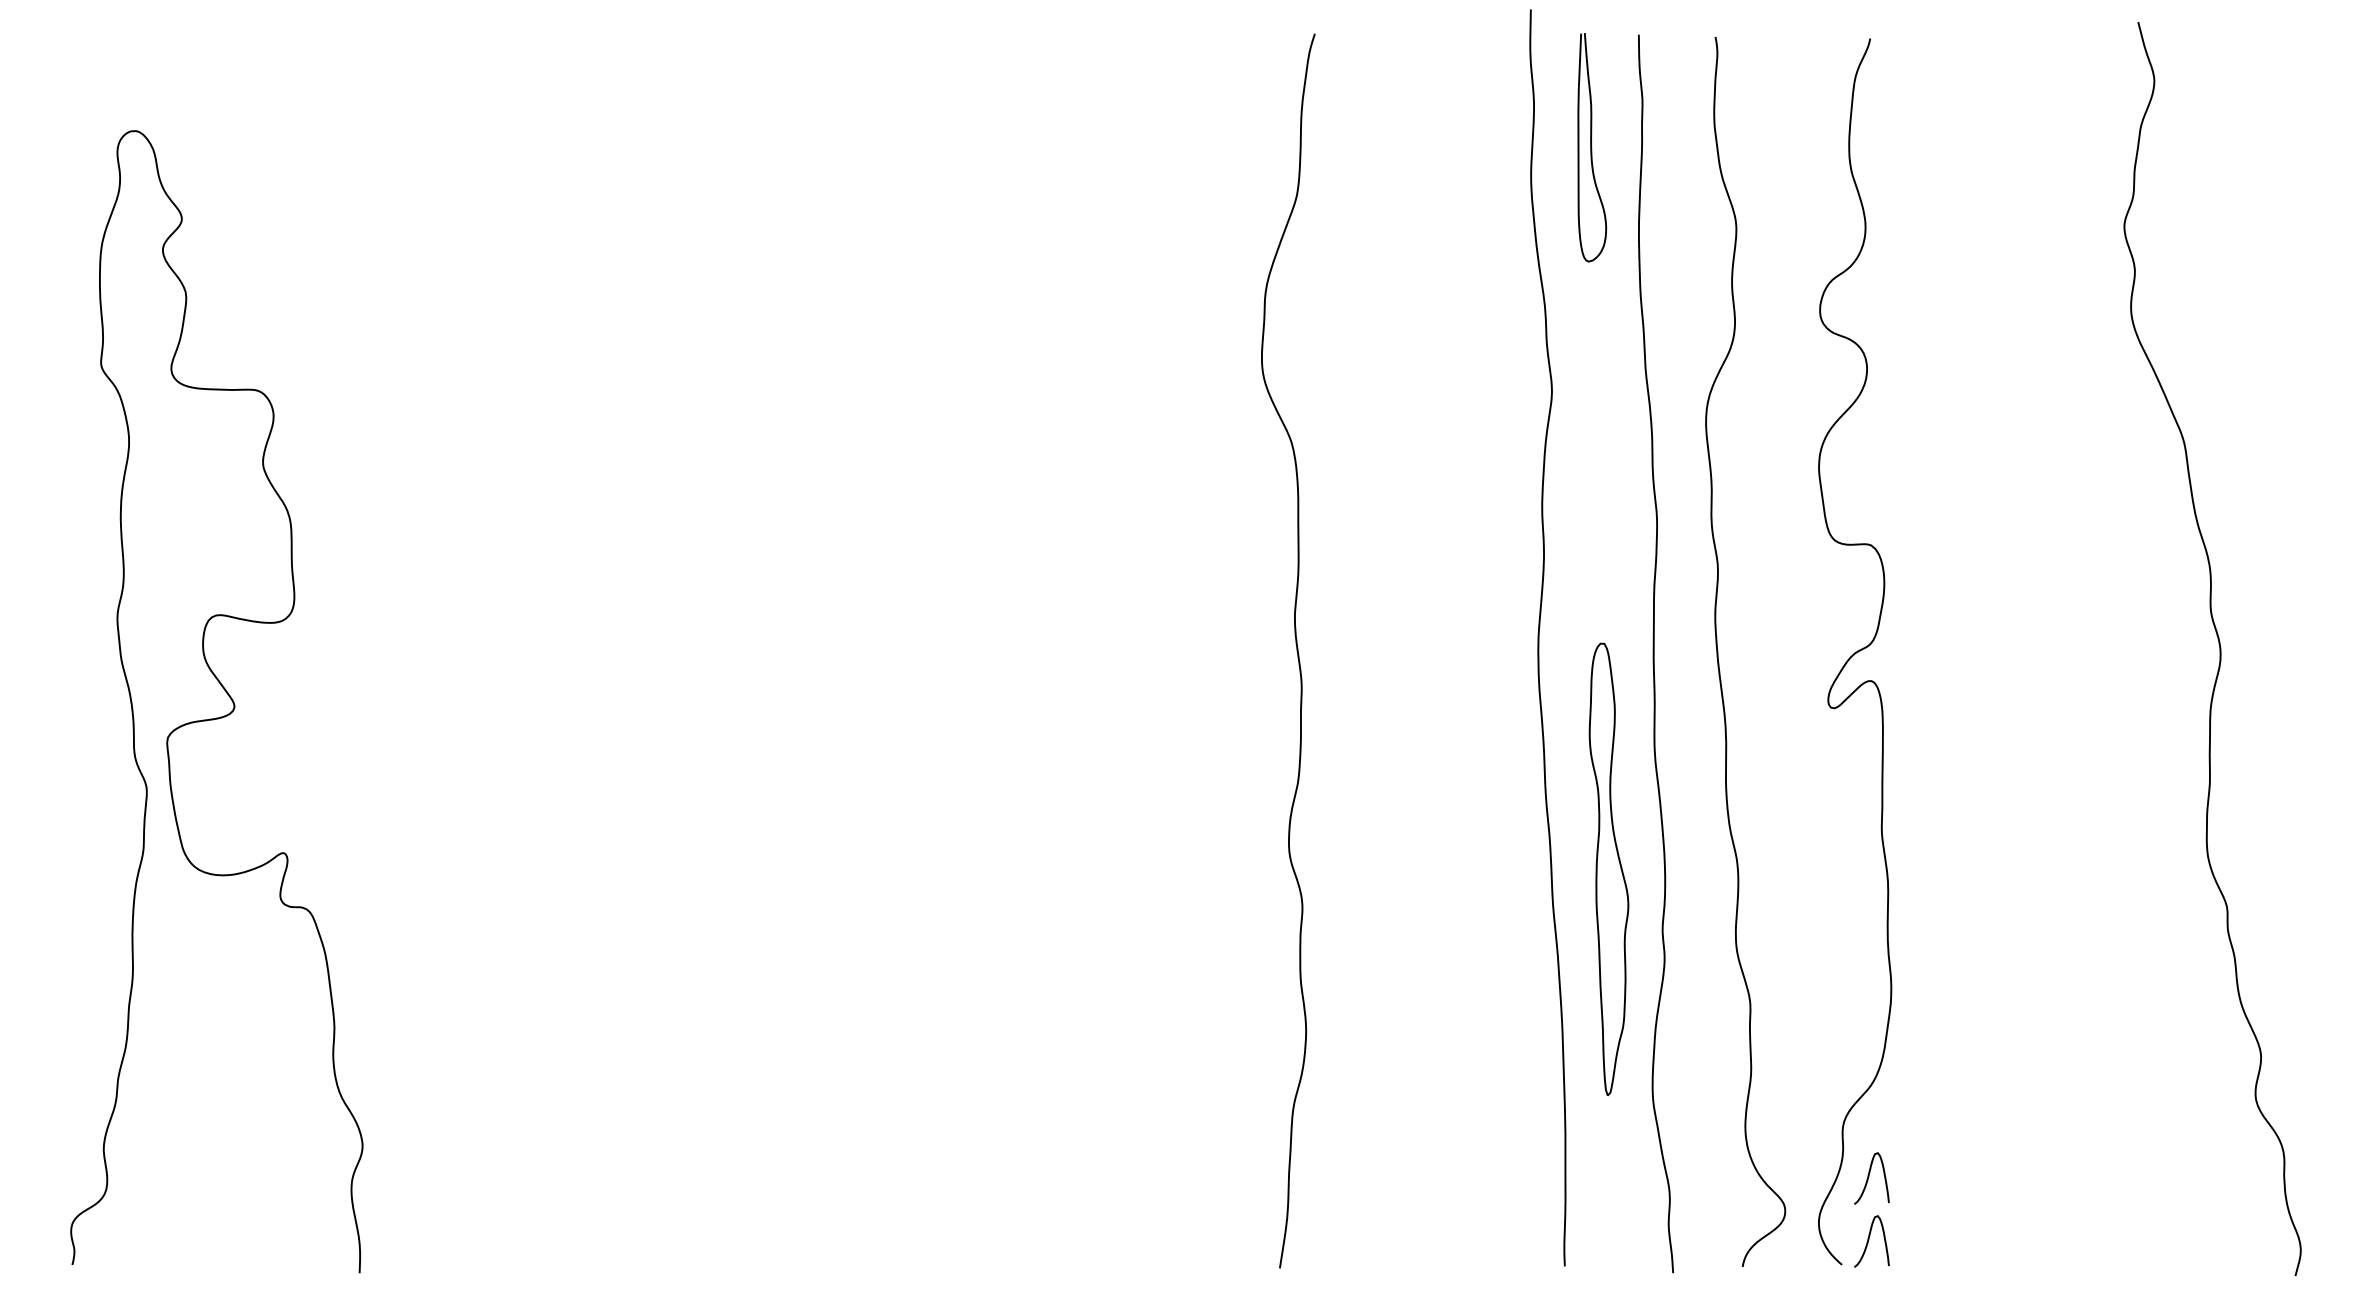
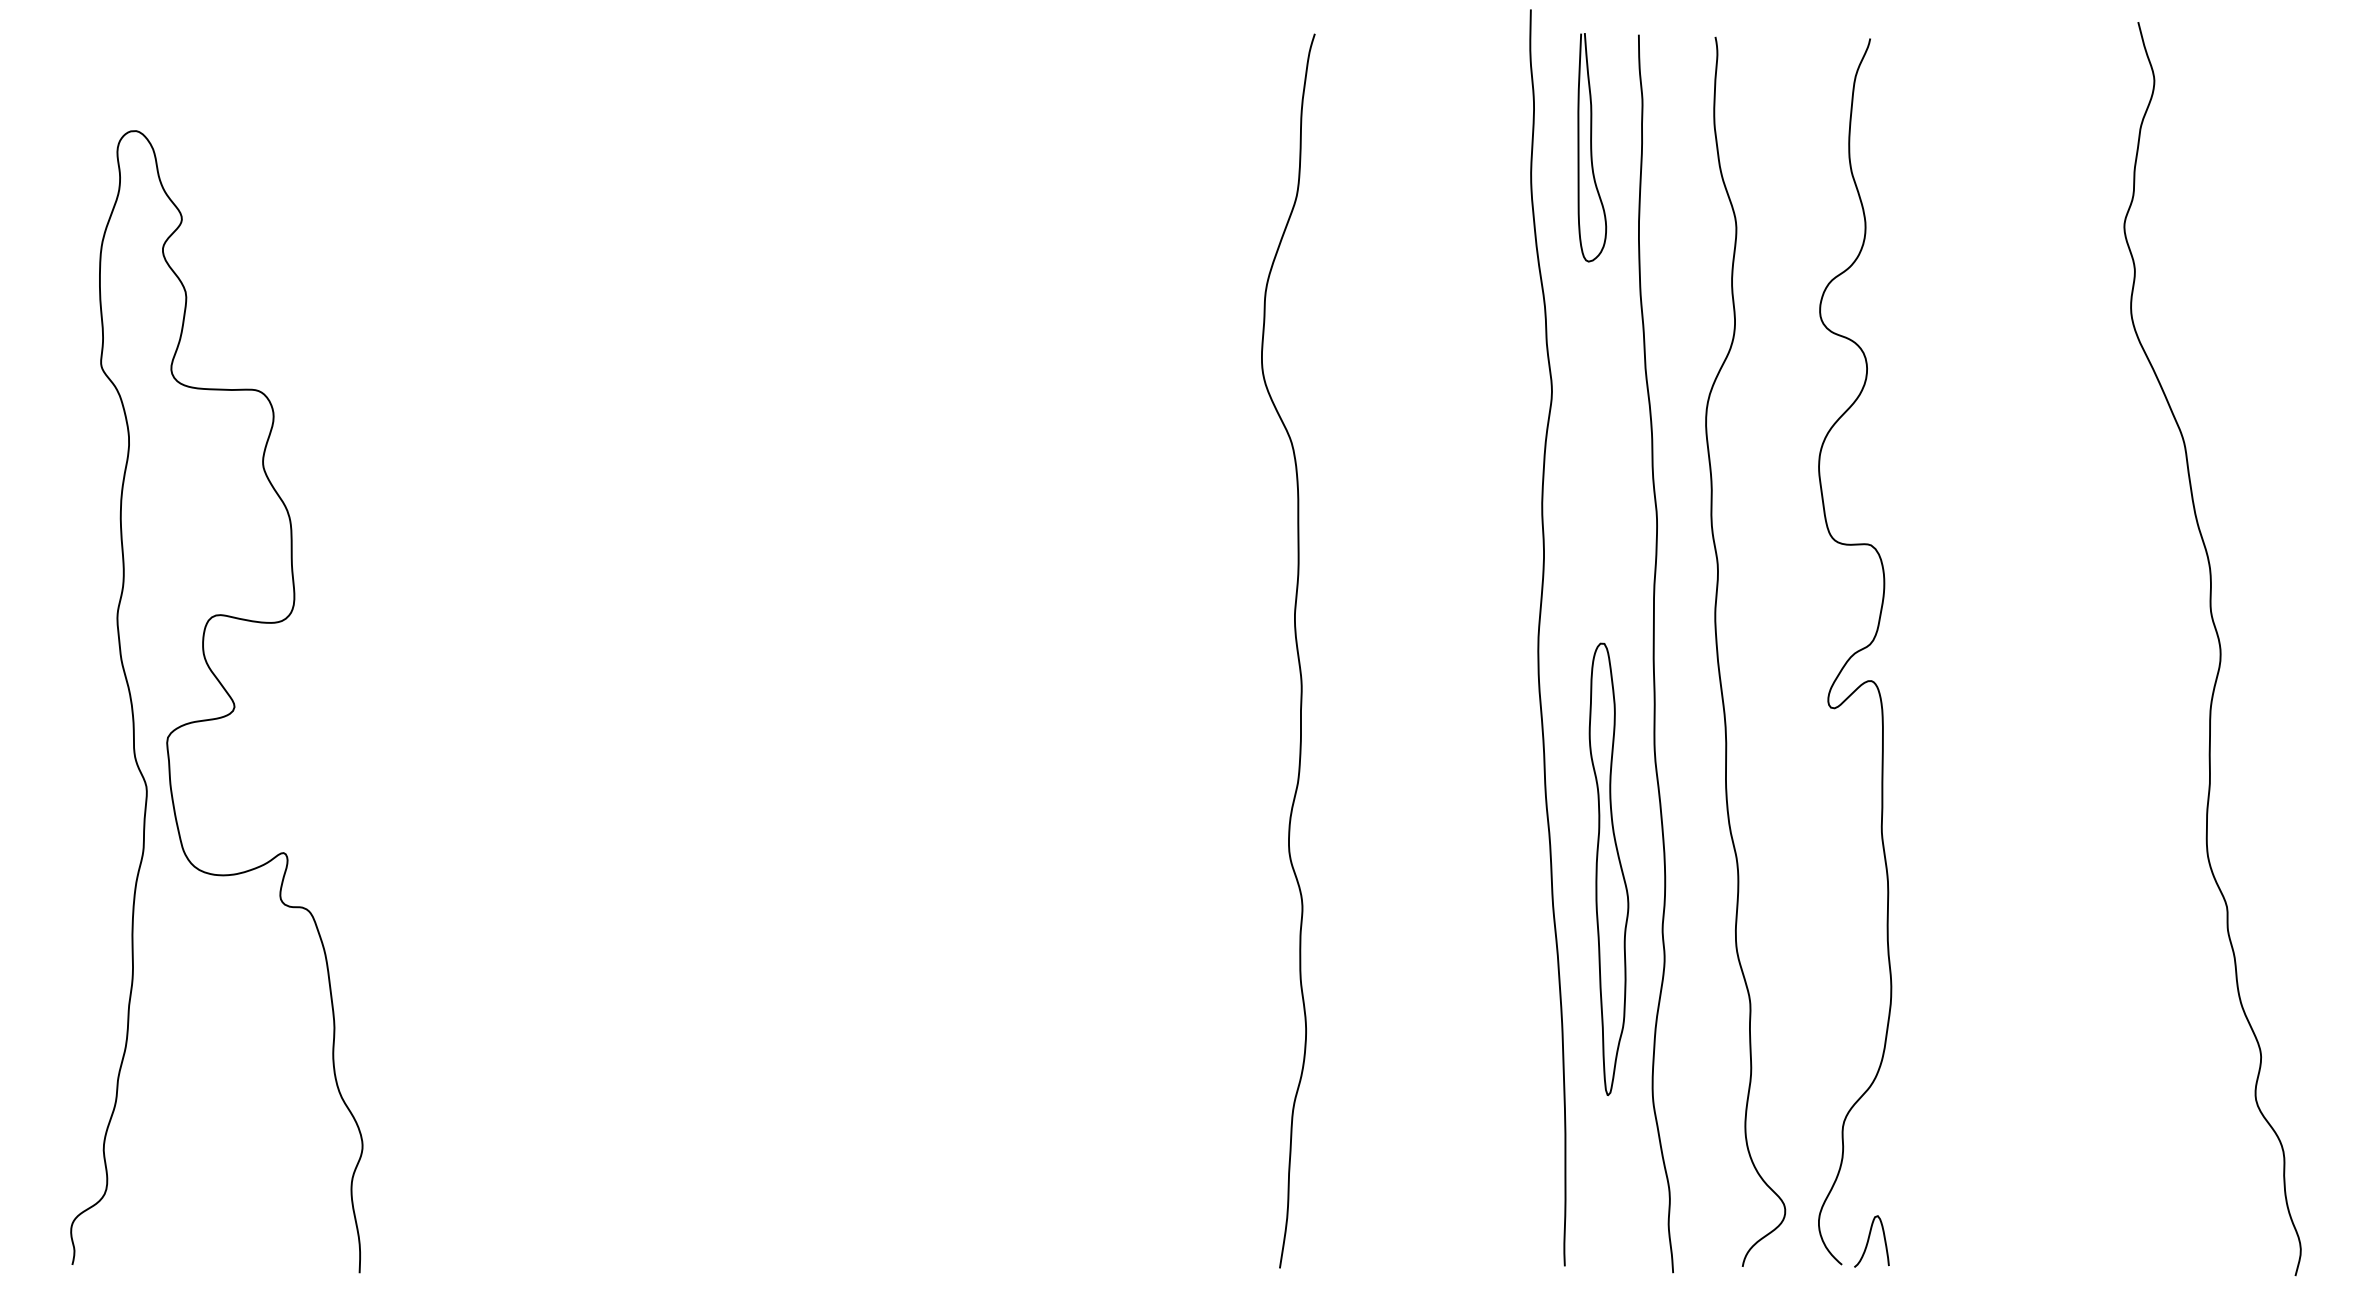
curve: present -> none (1869, 1177)
